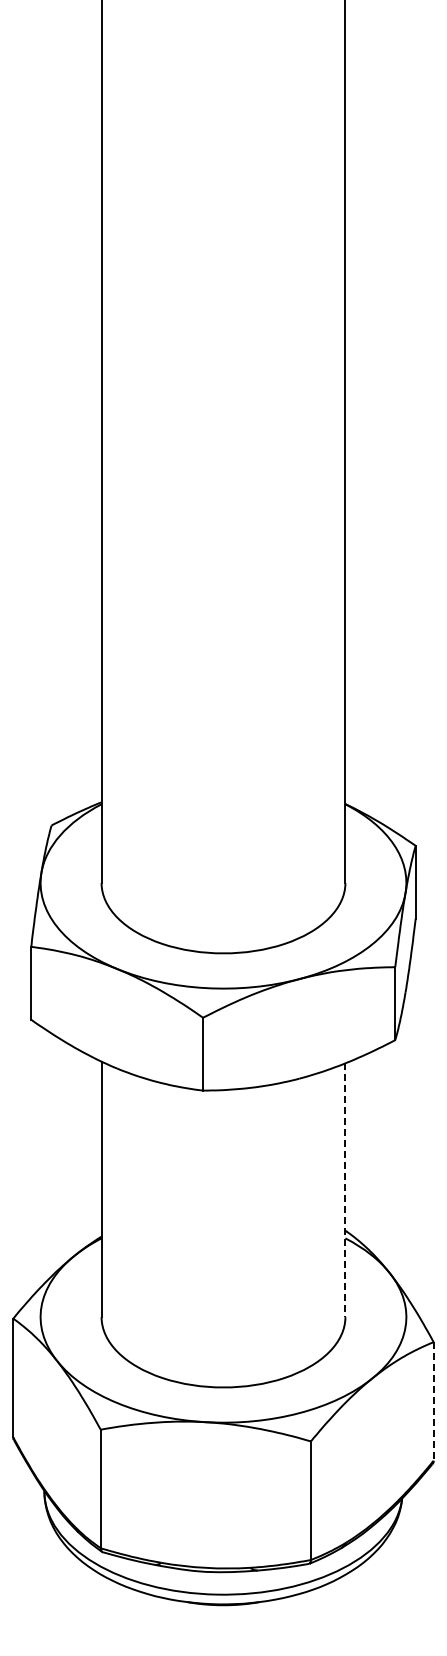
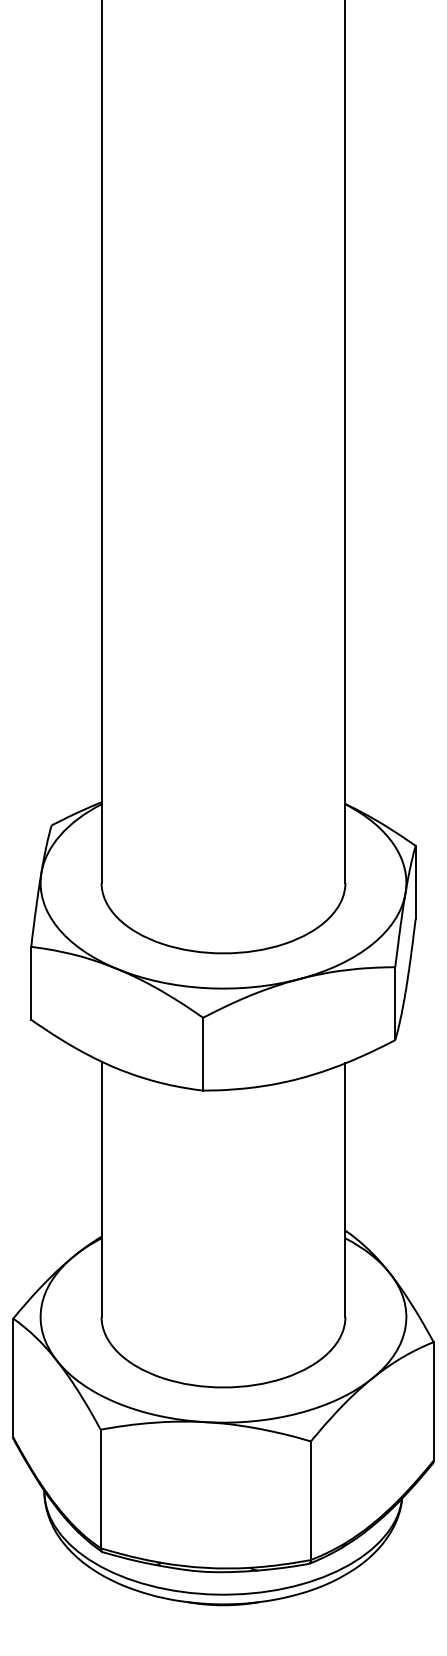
line: dashed -> solid (345, 1190)
line: dashed -> solid (433, 1402)
